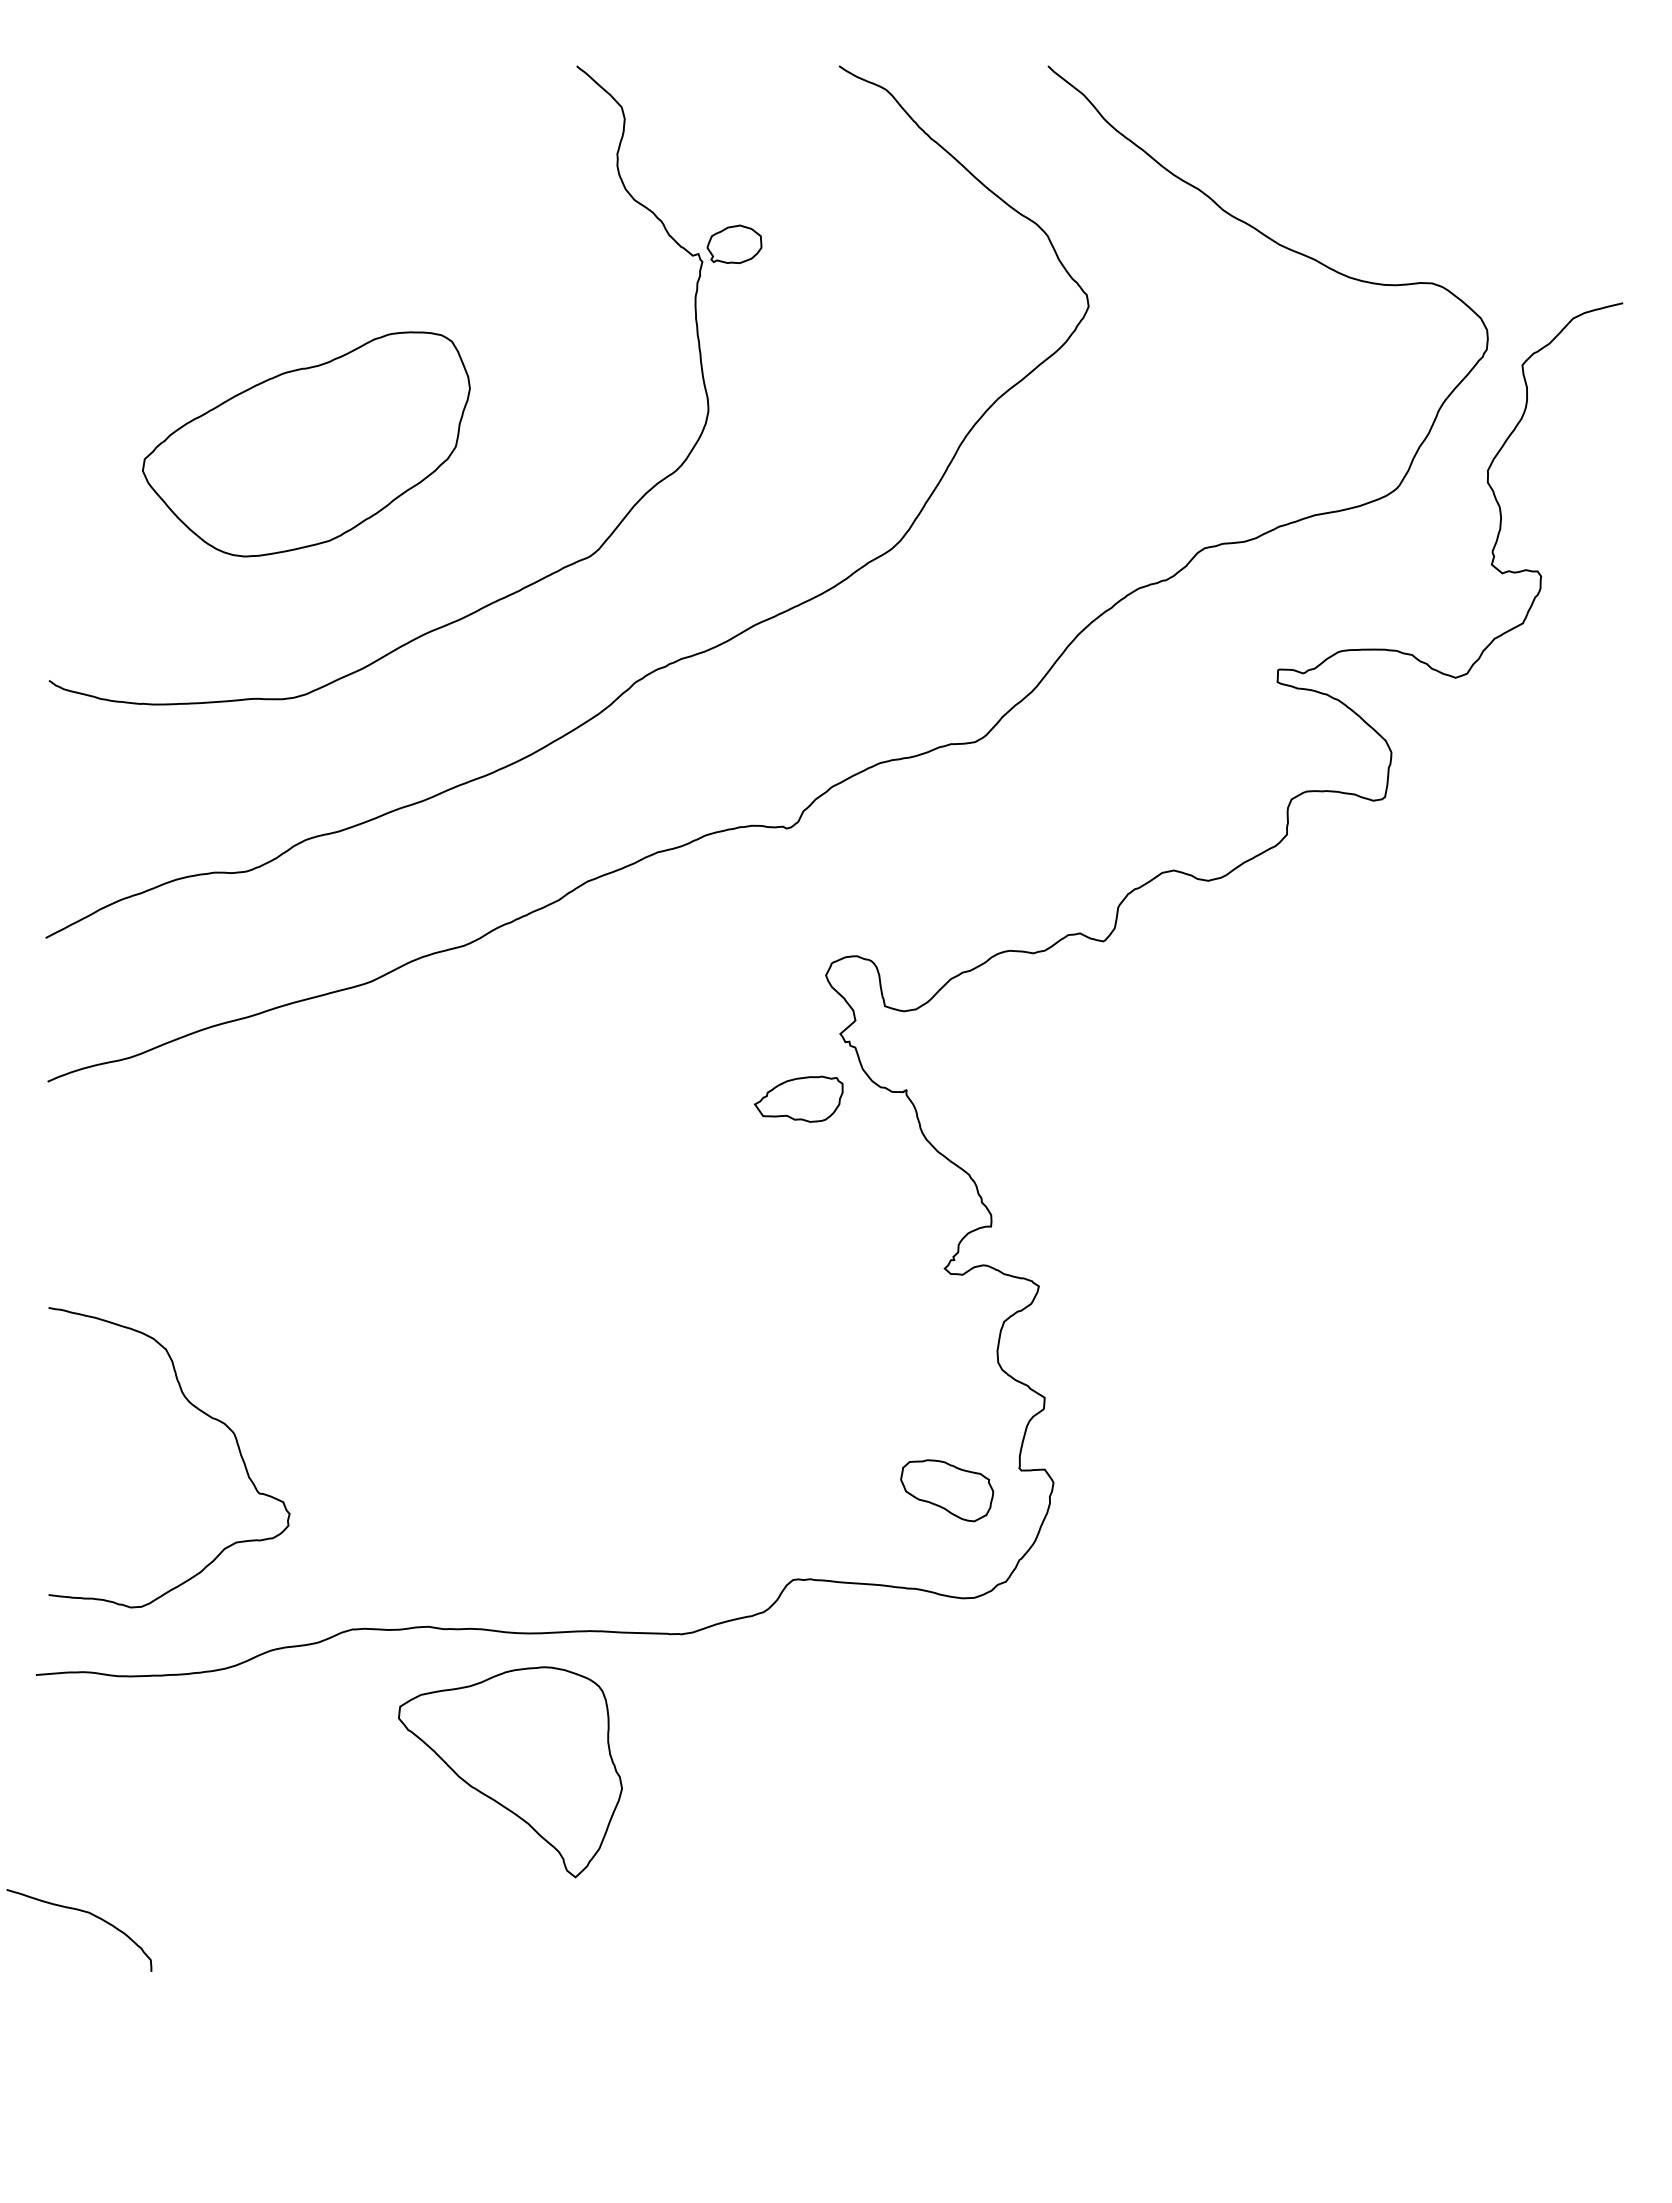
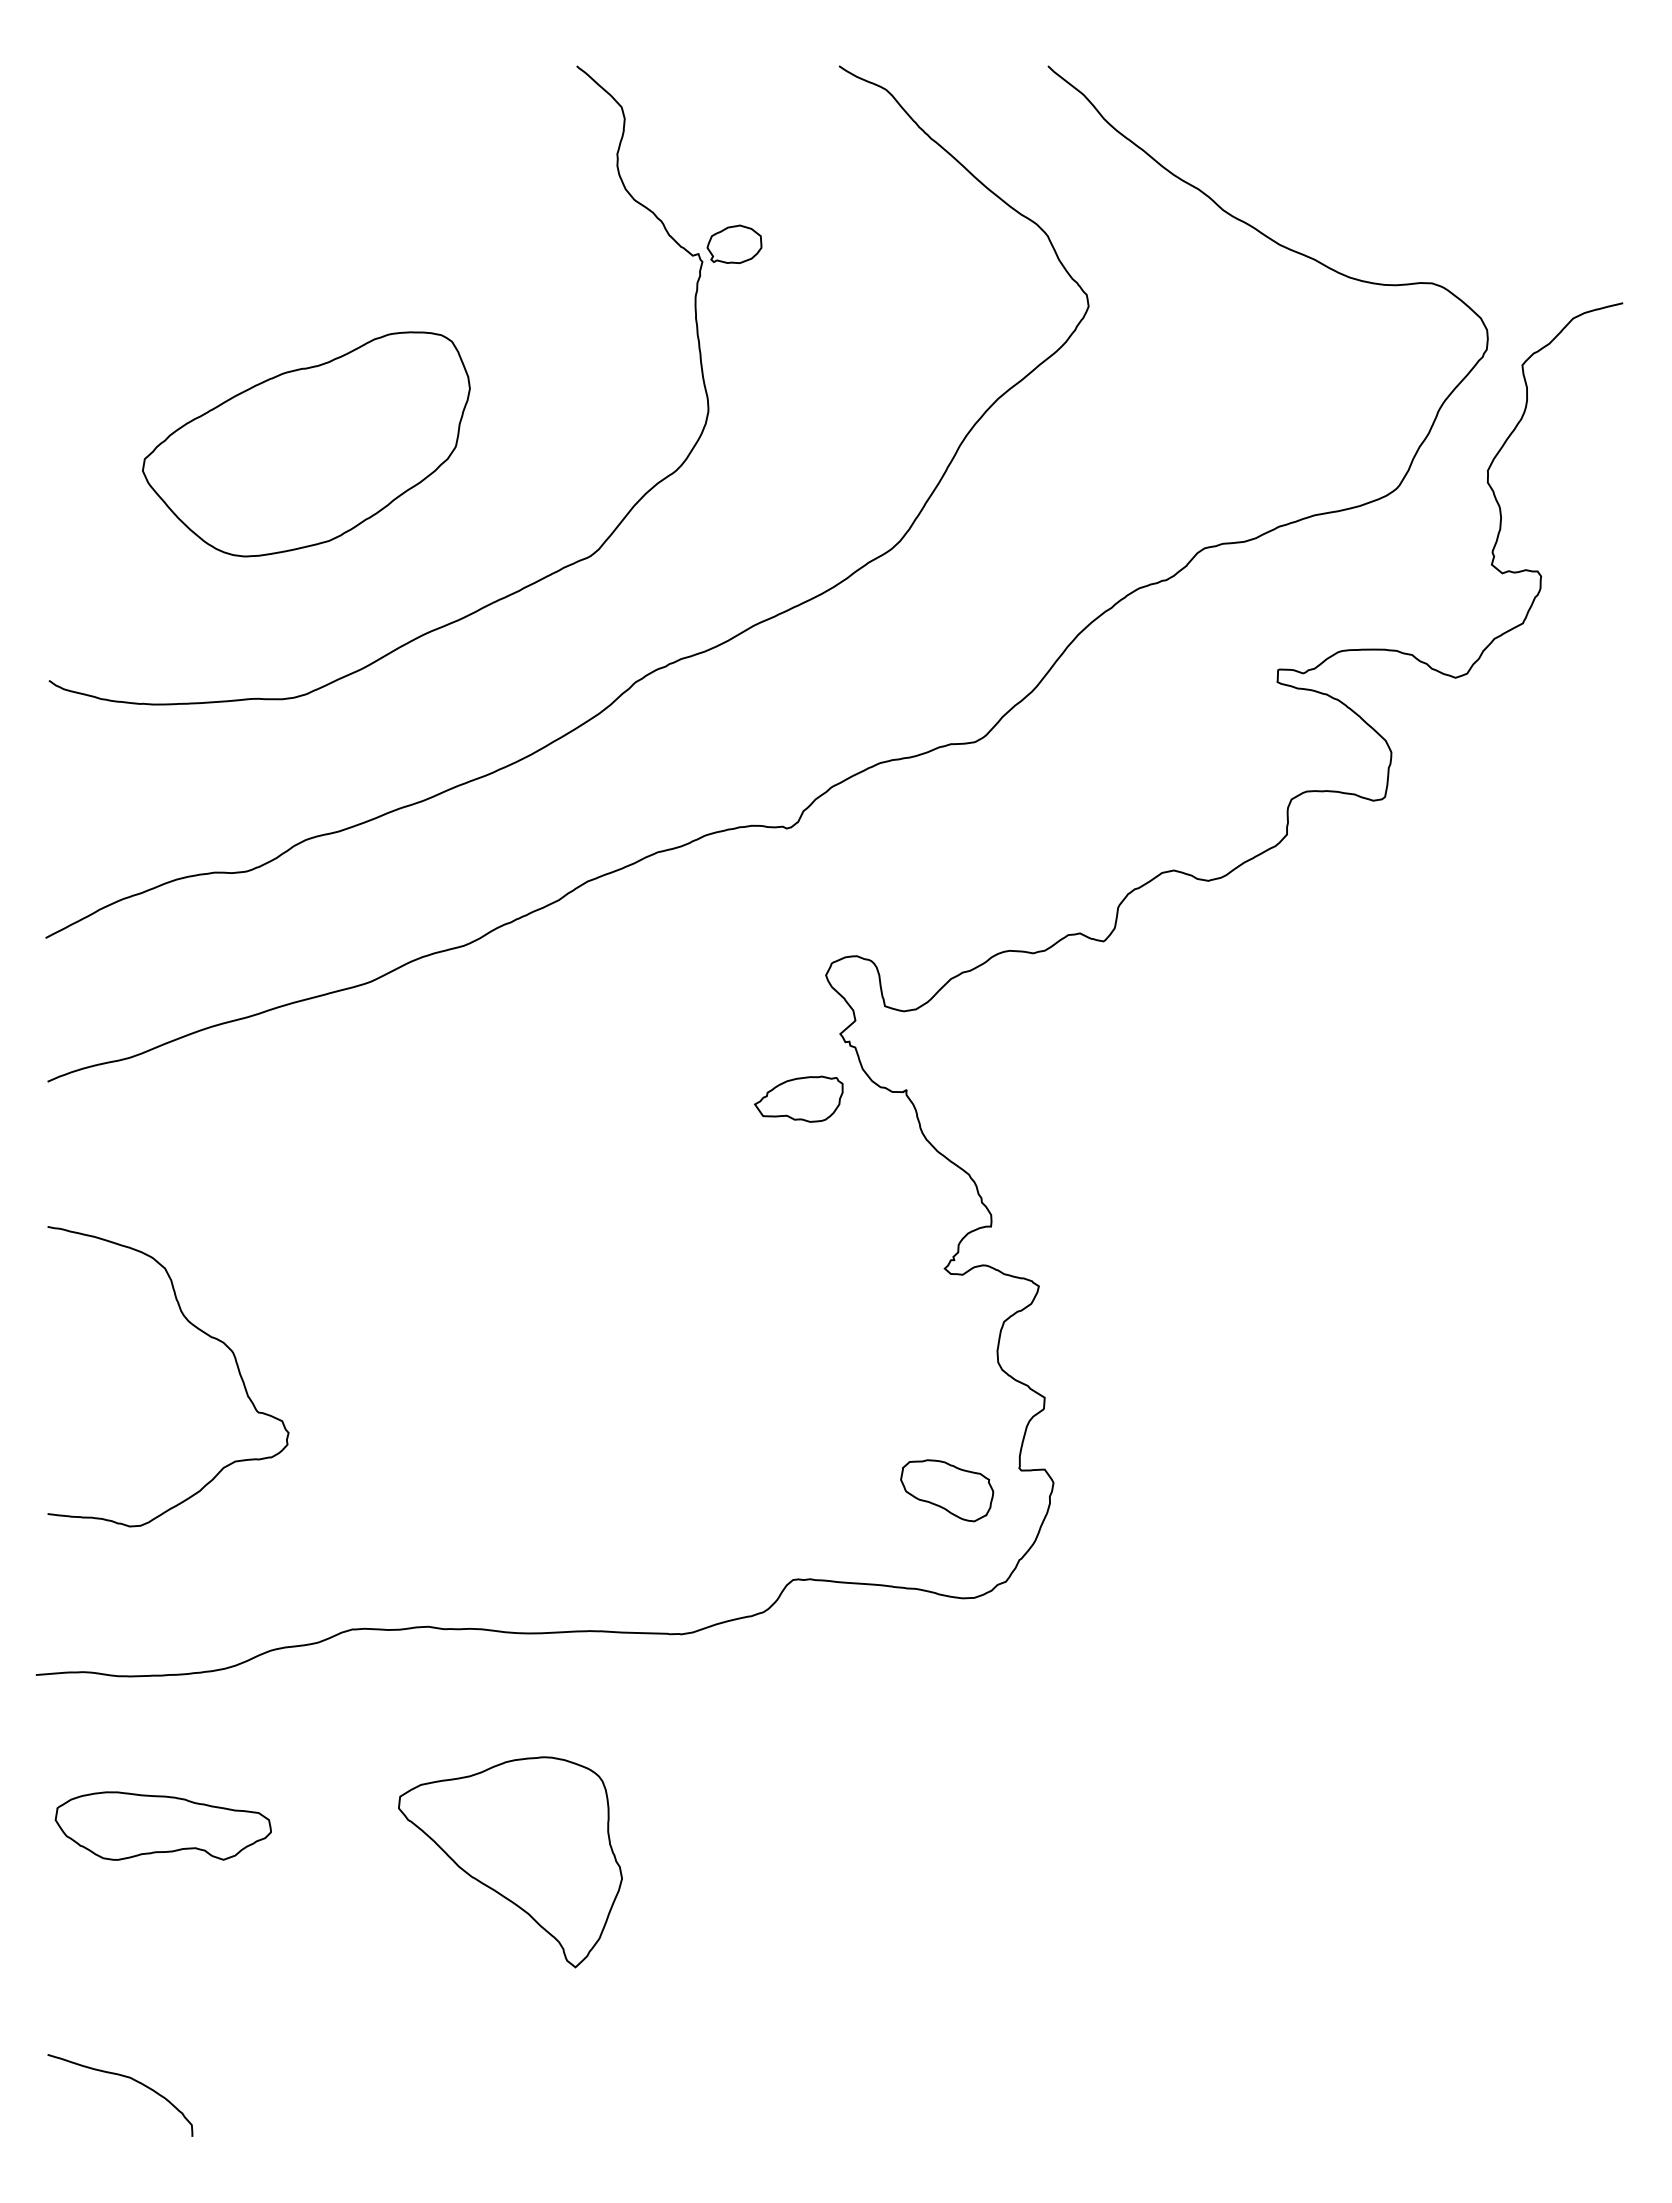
curve position: (201, 1412) -> (200, 1331) (200, 1331)
part position: (510, 1772) -> (510, 1862) (510, 1862)
part: none -> present (162, 1825)
curve position: (83, 1912) -> (124, 2077) (124, 2077)
